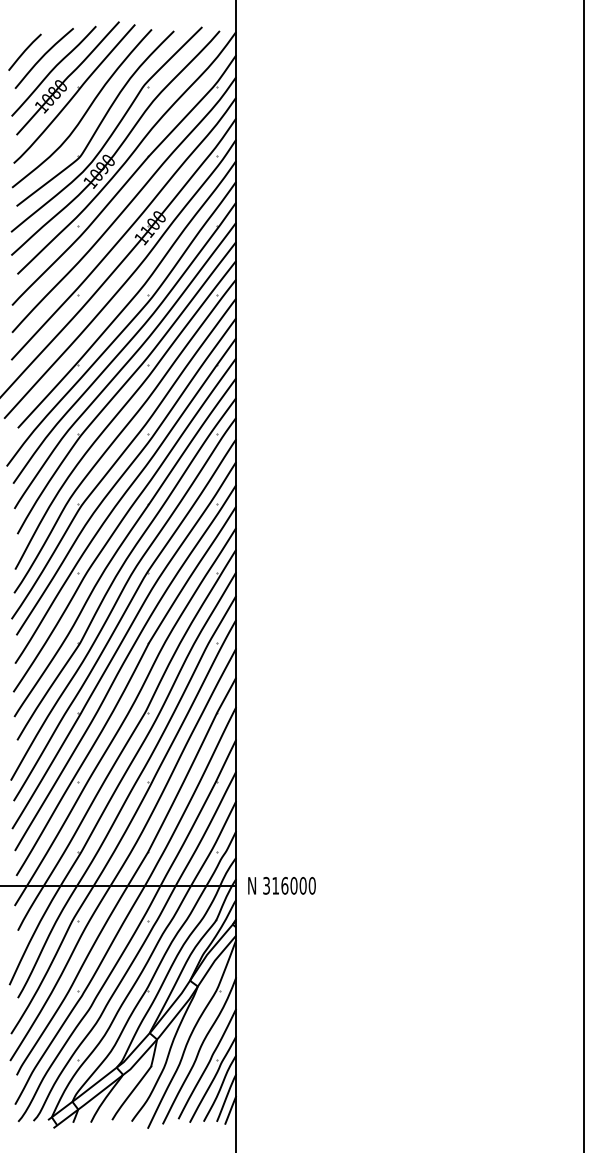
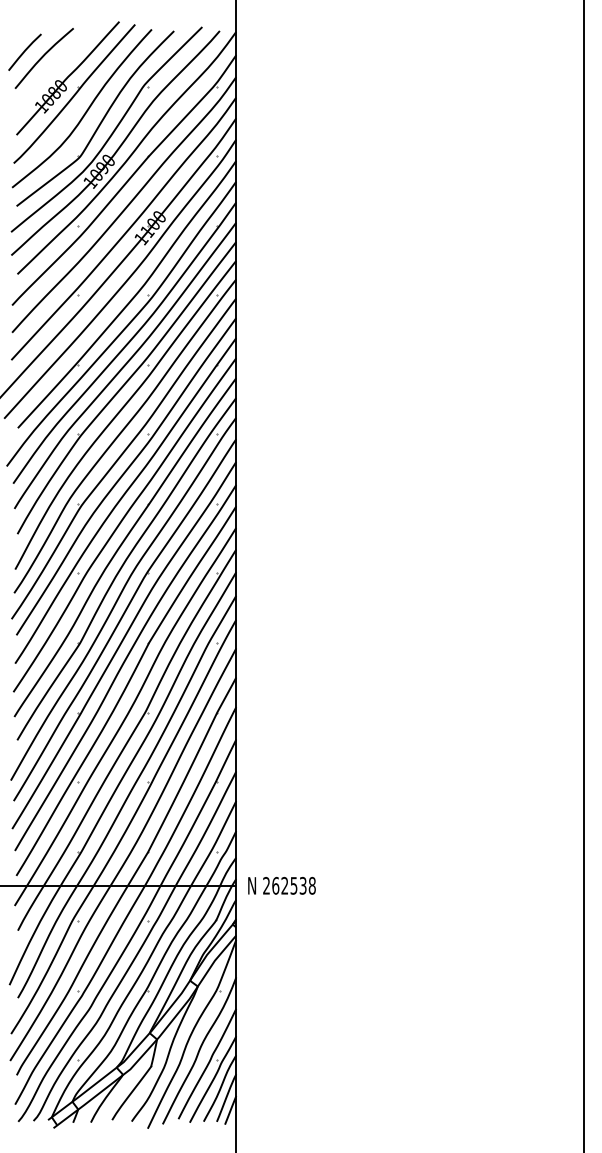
curve: present -> none (53, 70)
text: 316000 -> 262538 (289, 885)
